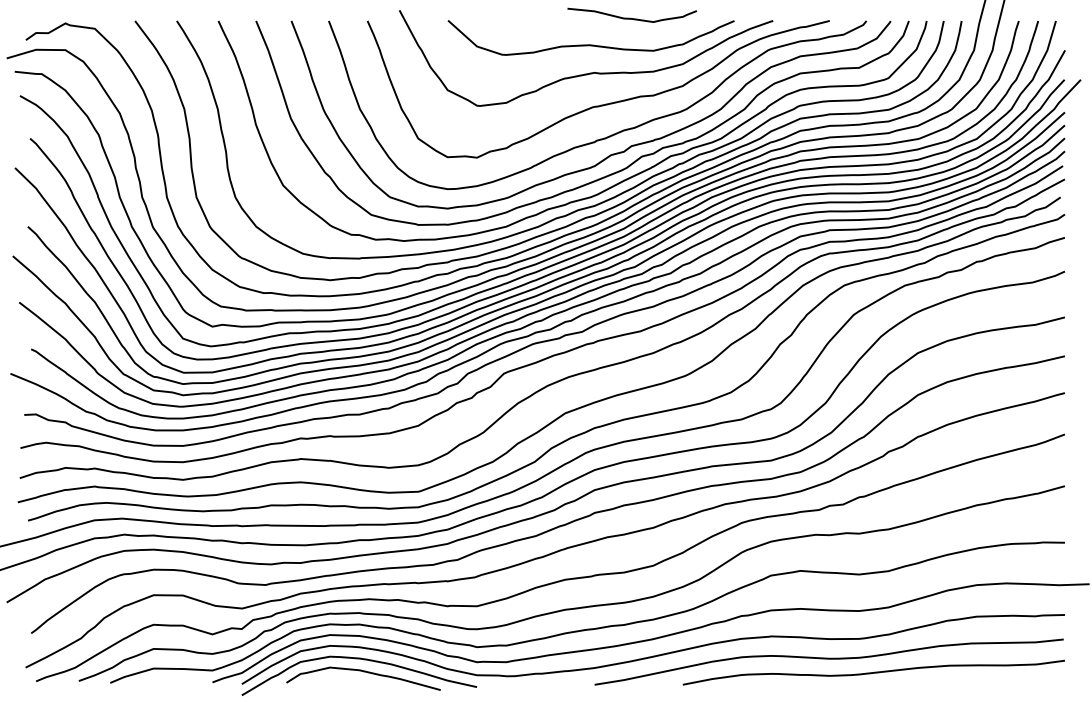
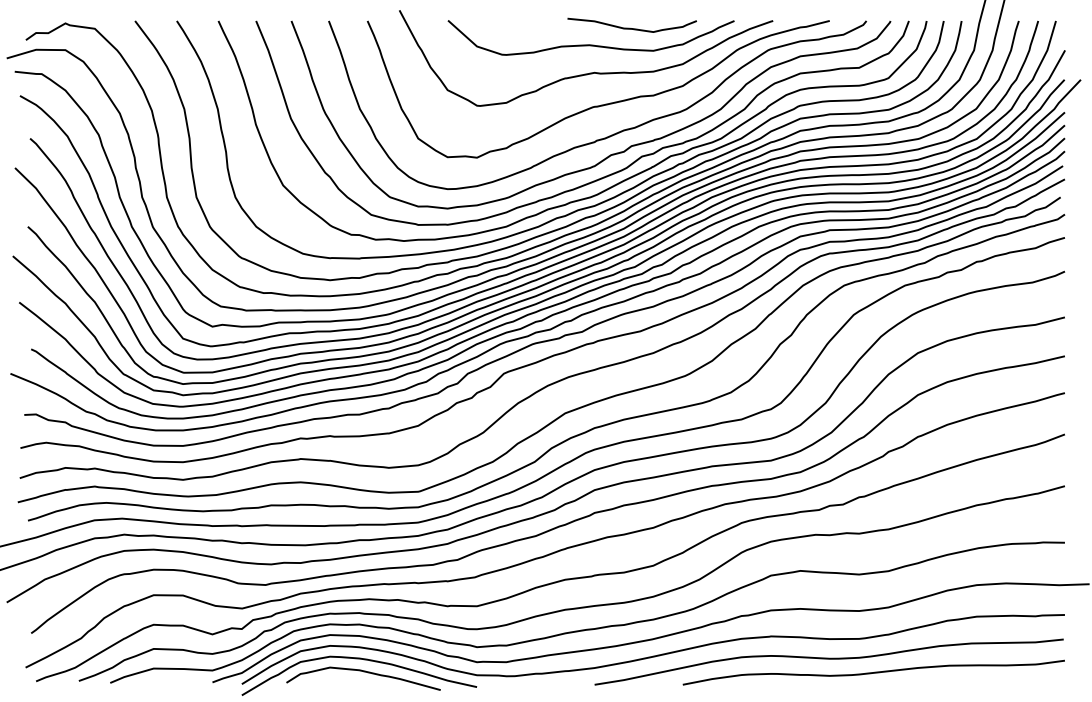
curve position: (629, 17) -> (629, 27) (629, 27)
